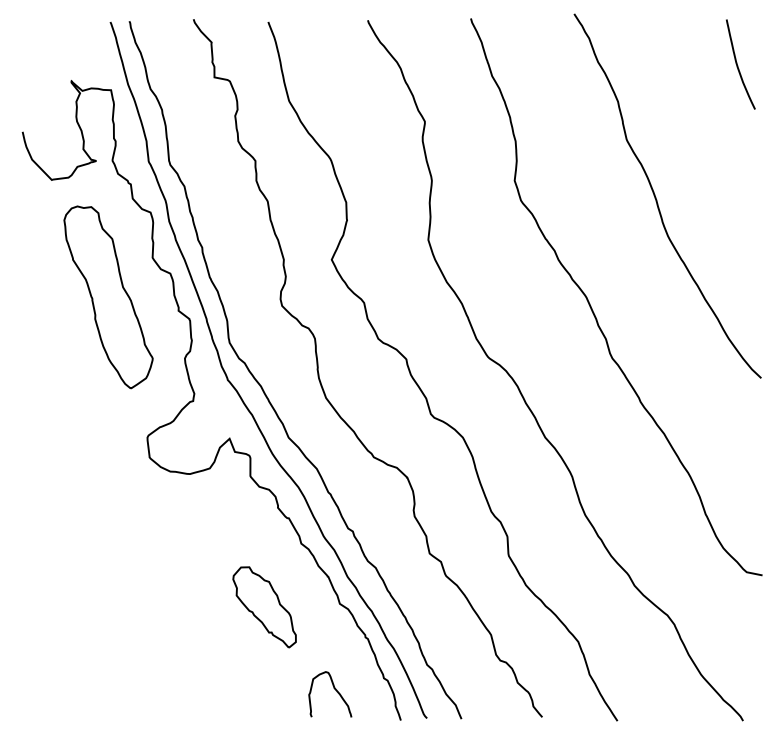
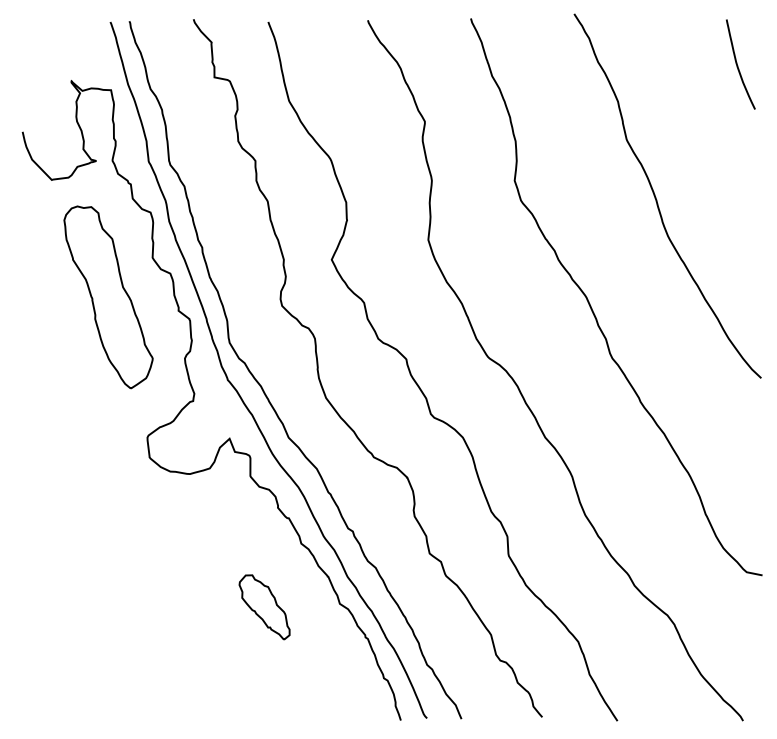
part size: 65x83 px -> 53x67 px (264, 607)
curve: present -> none (334, 689)
